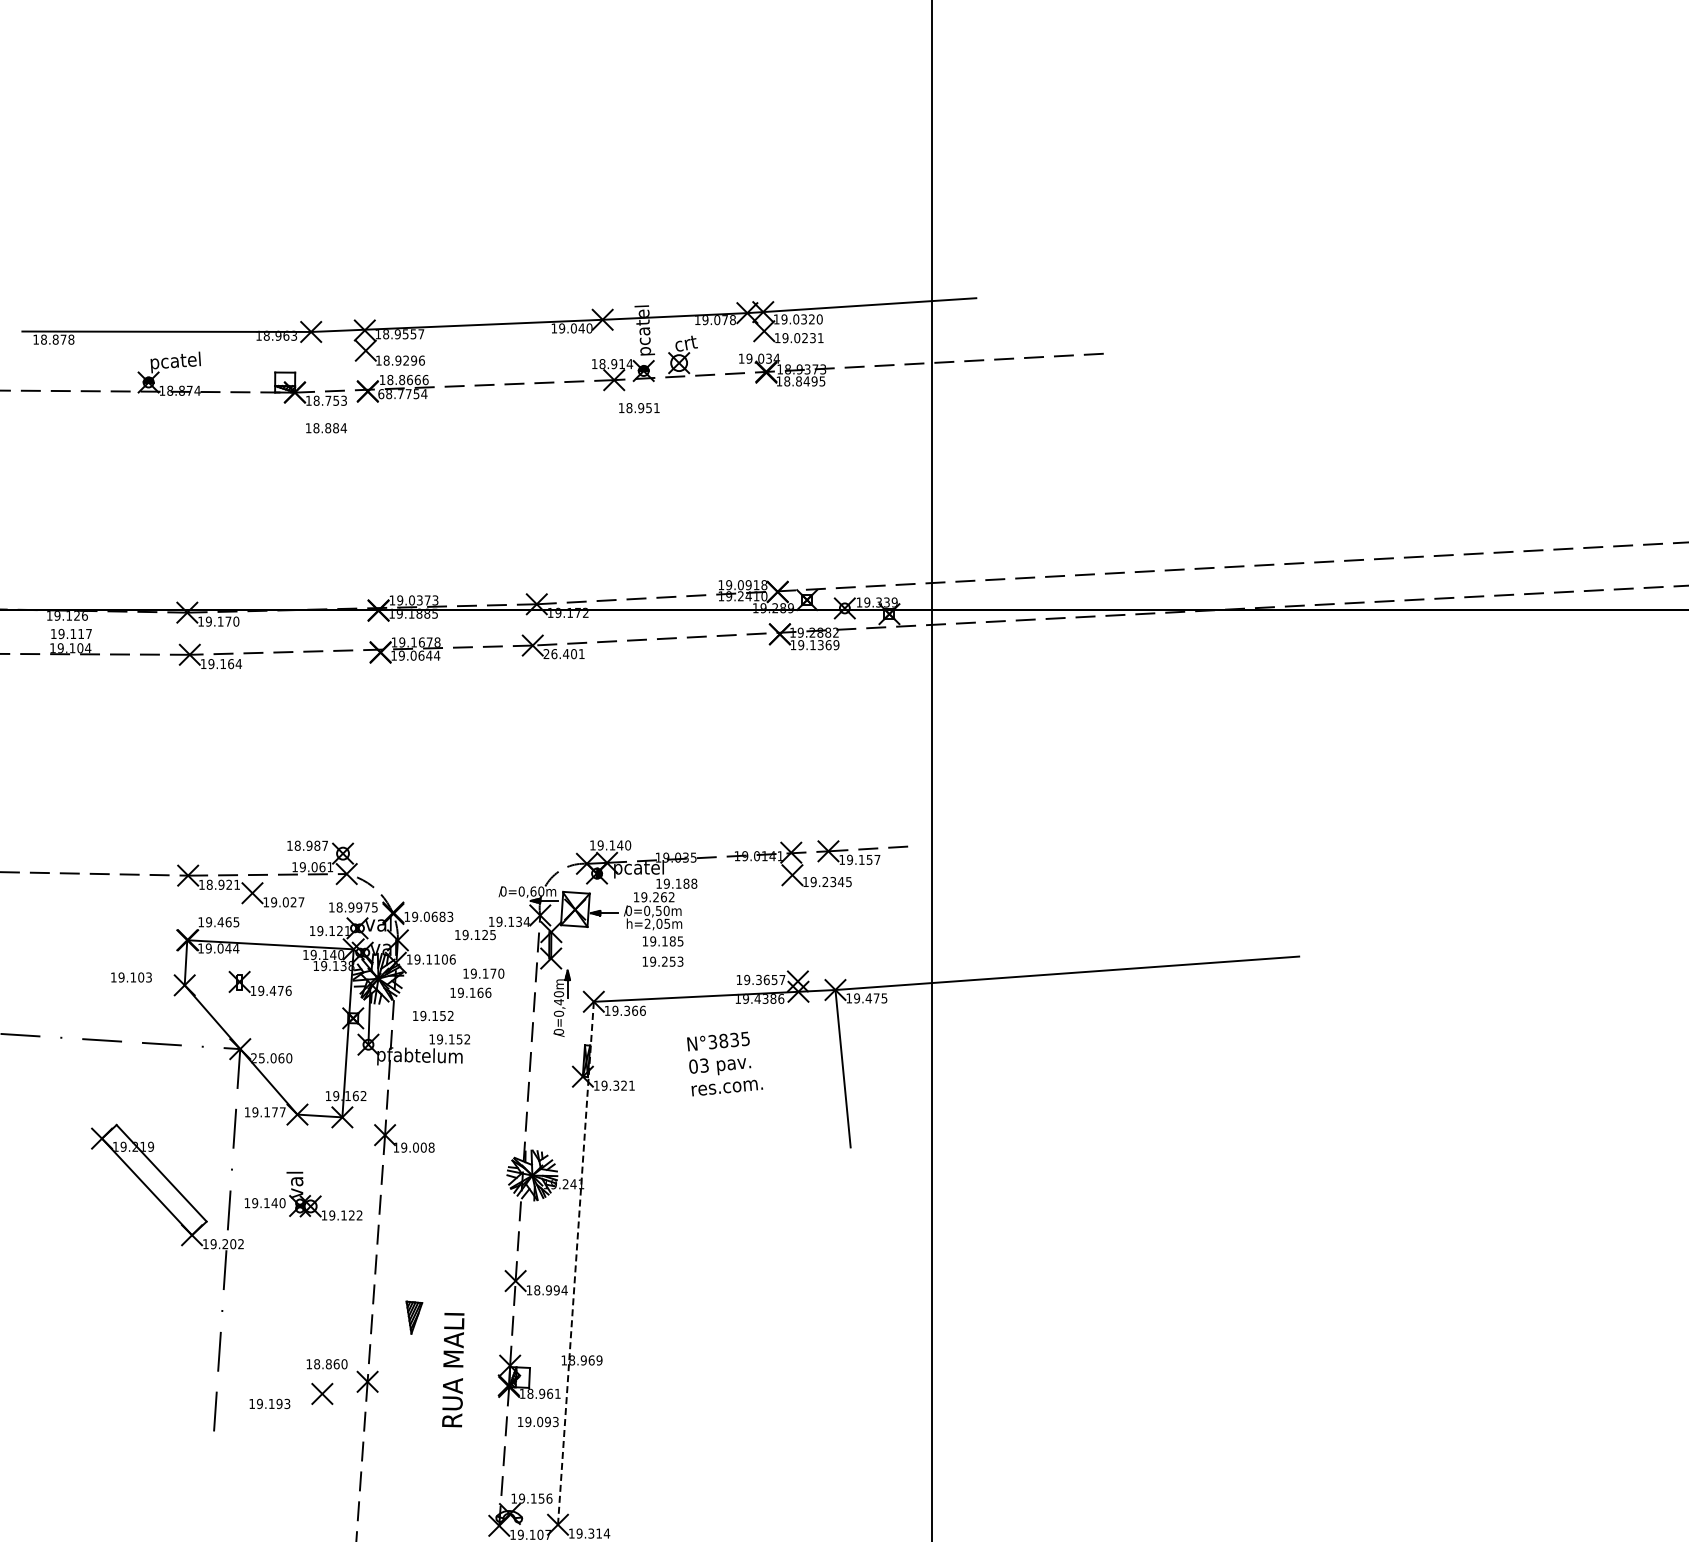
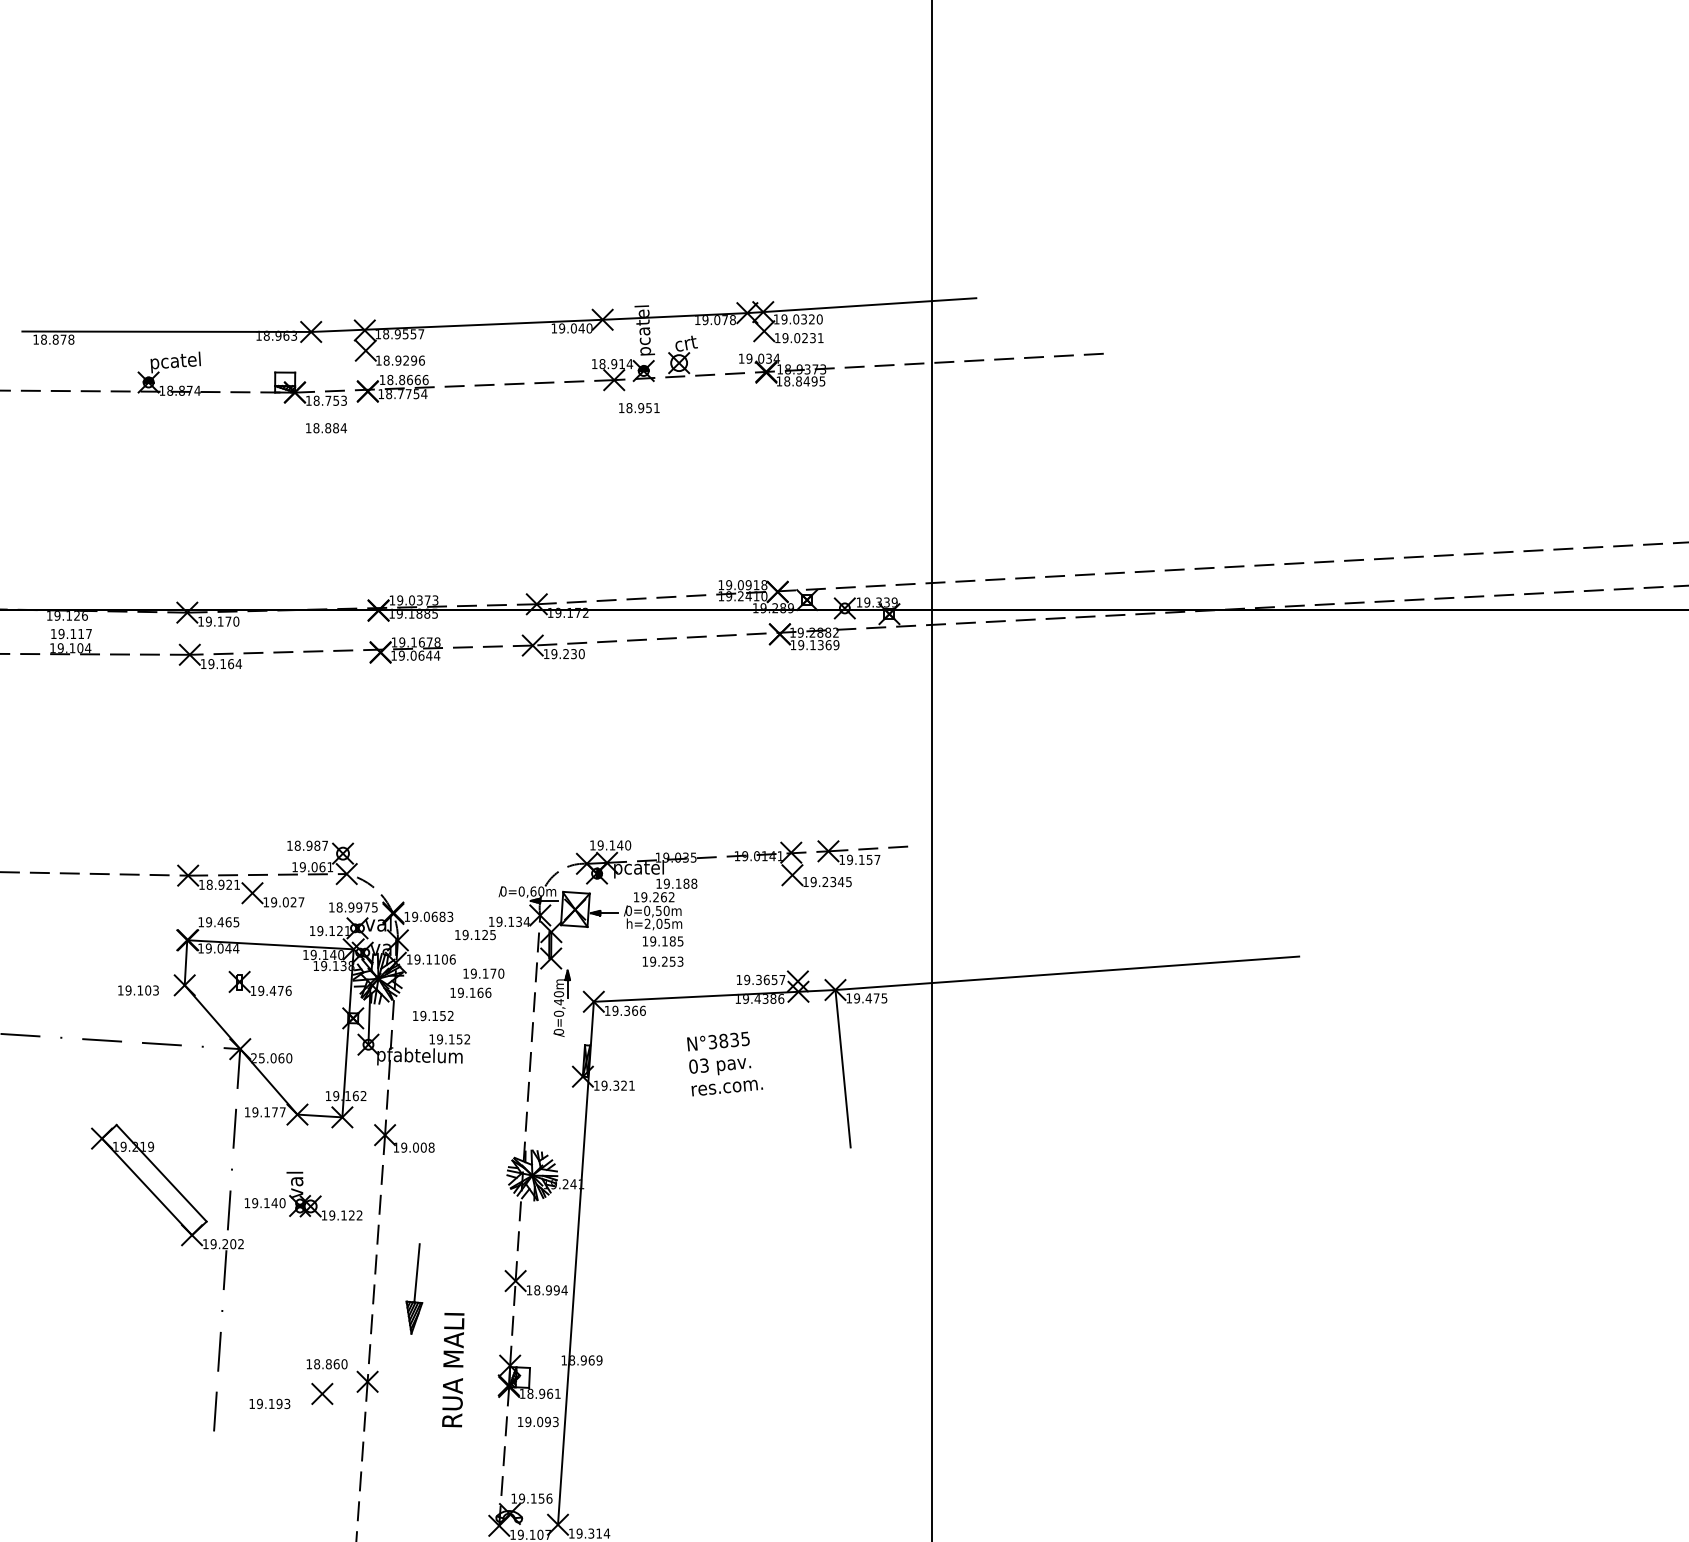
text: 68.7754 -> 18.7754 (381, 394)
text: 26.401 -> 19.230 (563, 654)
text position: (131, 977) -> (138, 990) (138, 990)
line: dashed -> solid (575, 1262)
line: none -> present (416, 1273)
